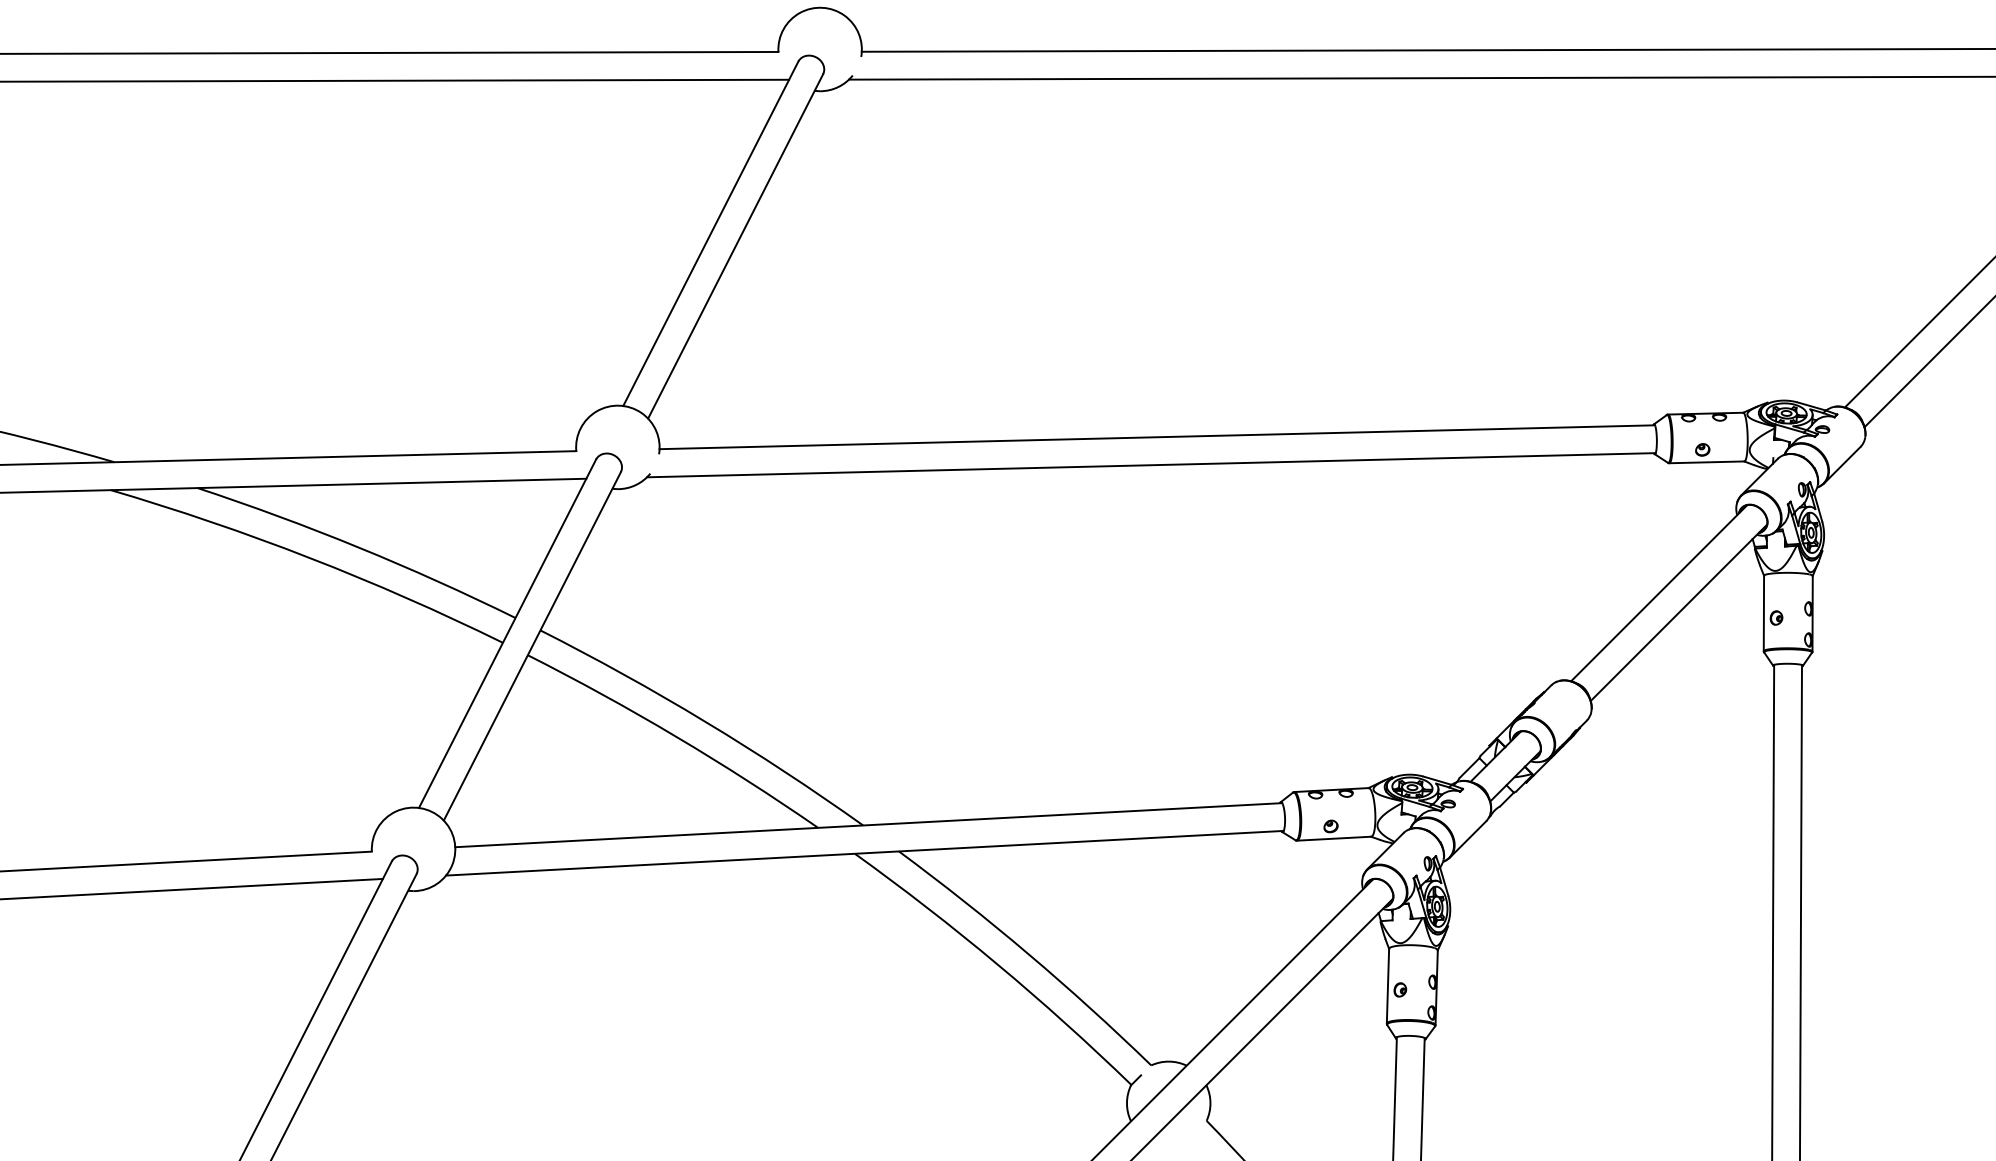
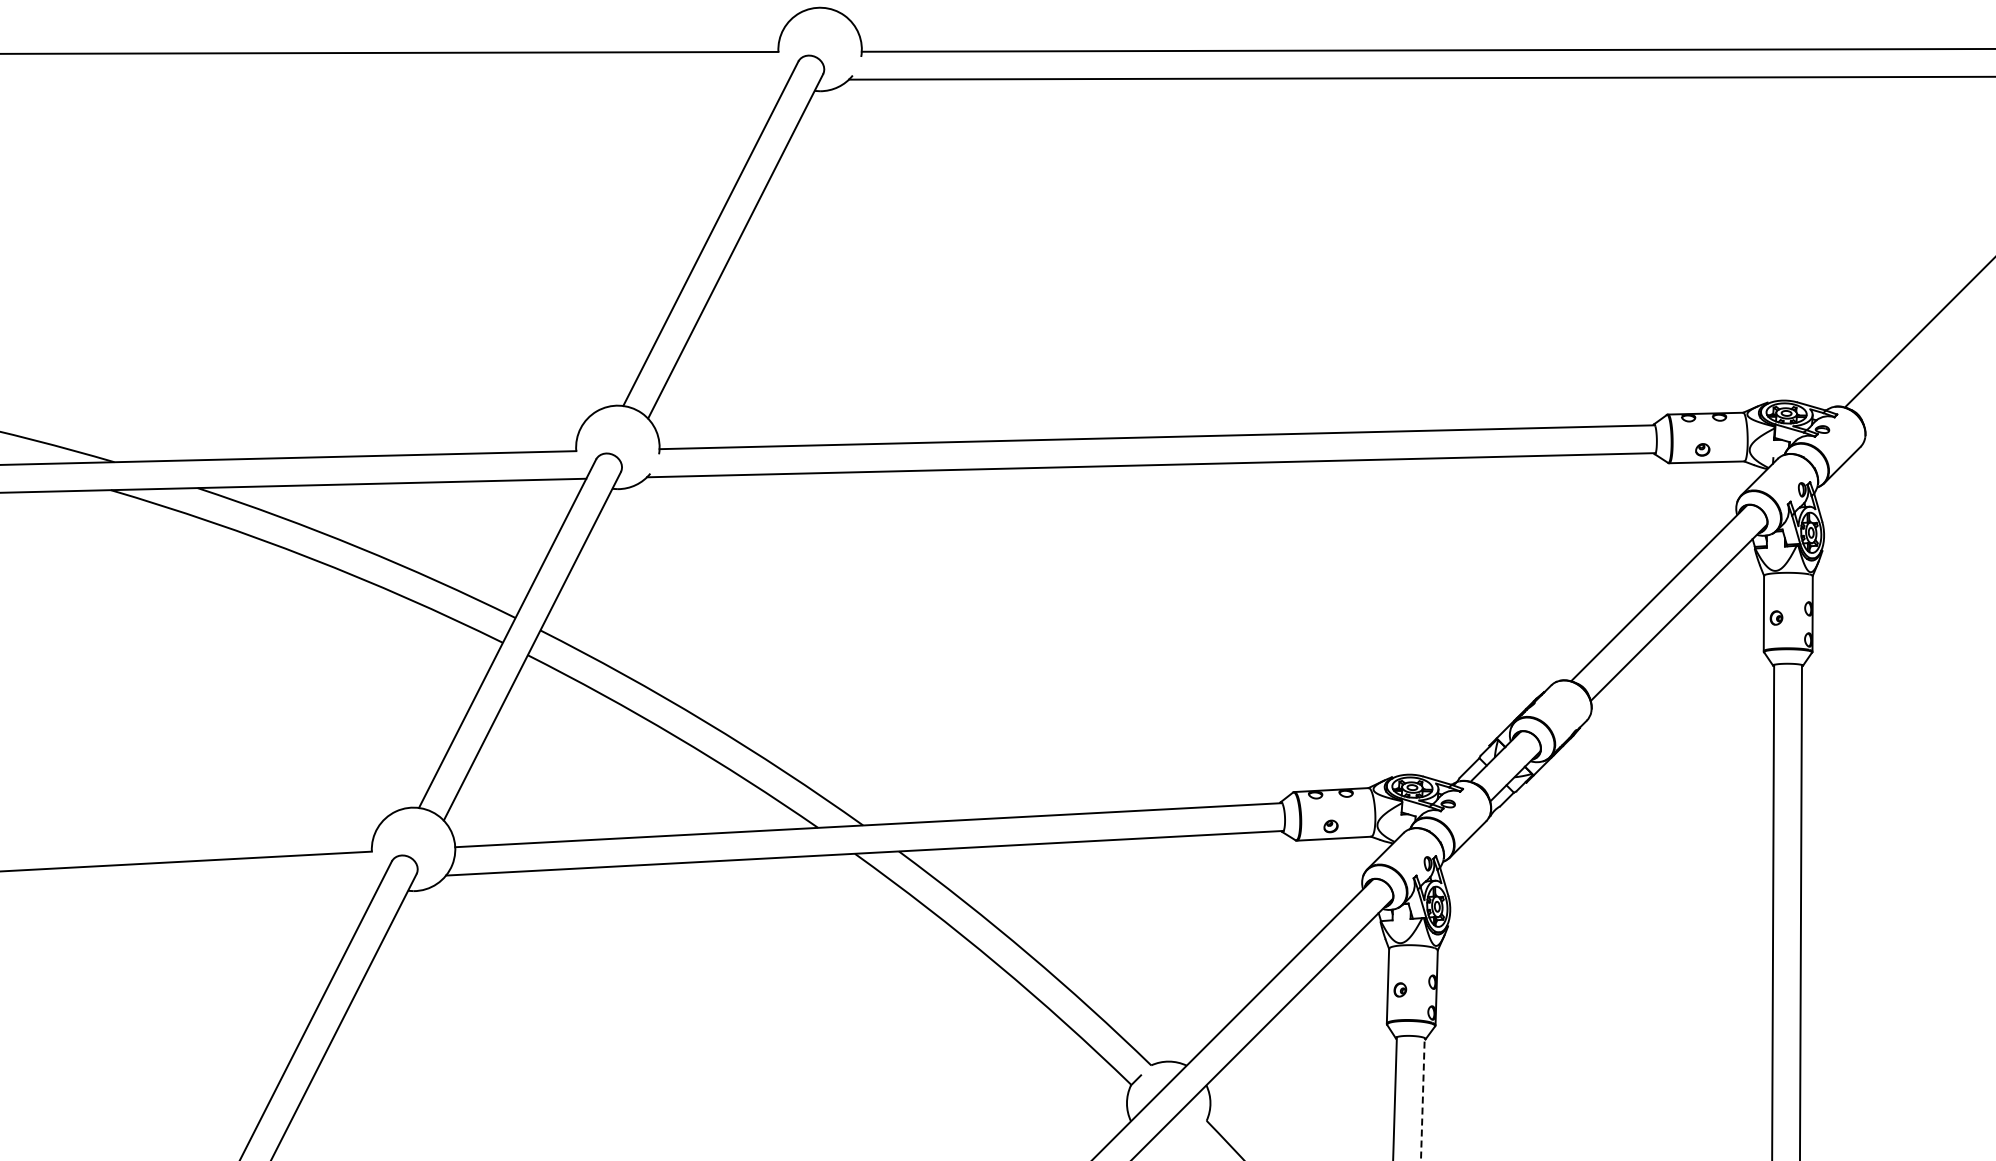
line: present -> none (395, 80)
line: present -> none (1928, 363)
line: present -> none (192, 888)
line: solid -> dashed (1422, 1098)
